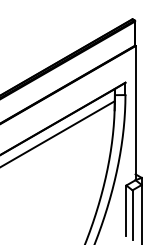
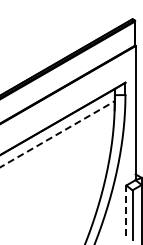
line: solid -> dashed (57, 134)
line: solid -> dashed (126, 210)
